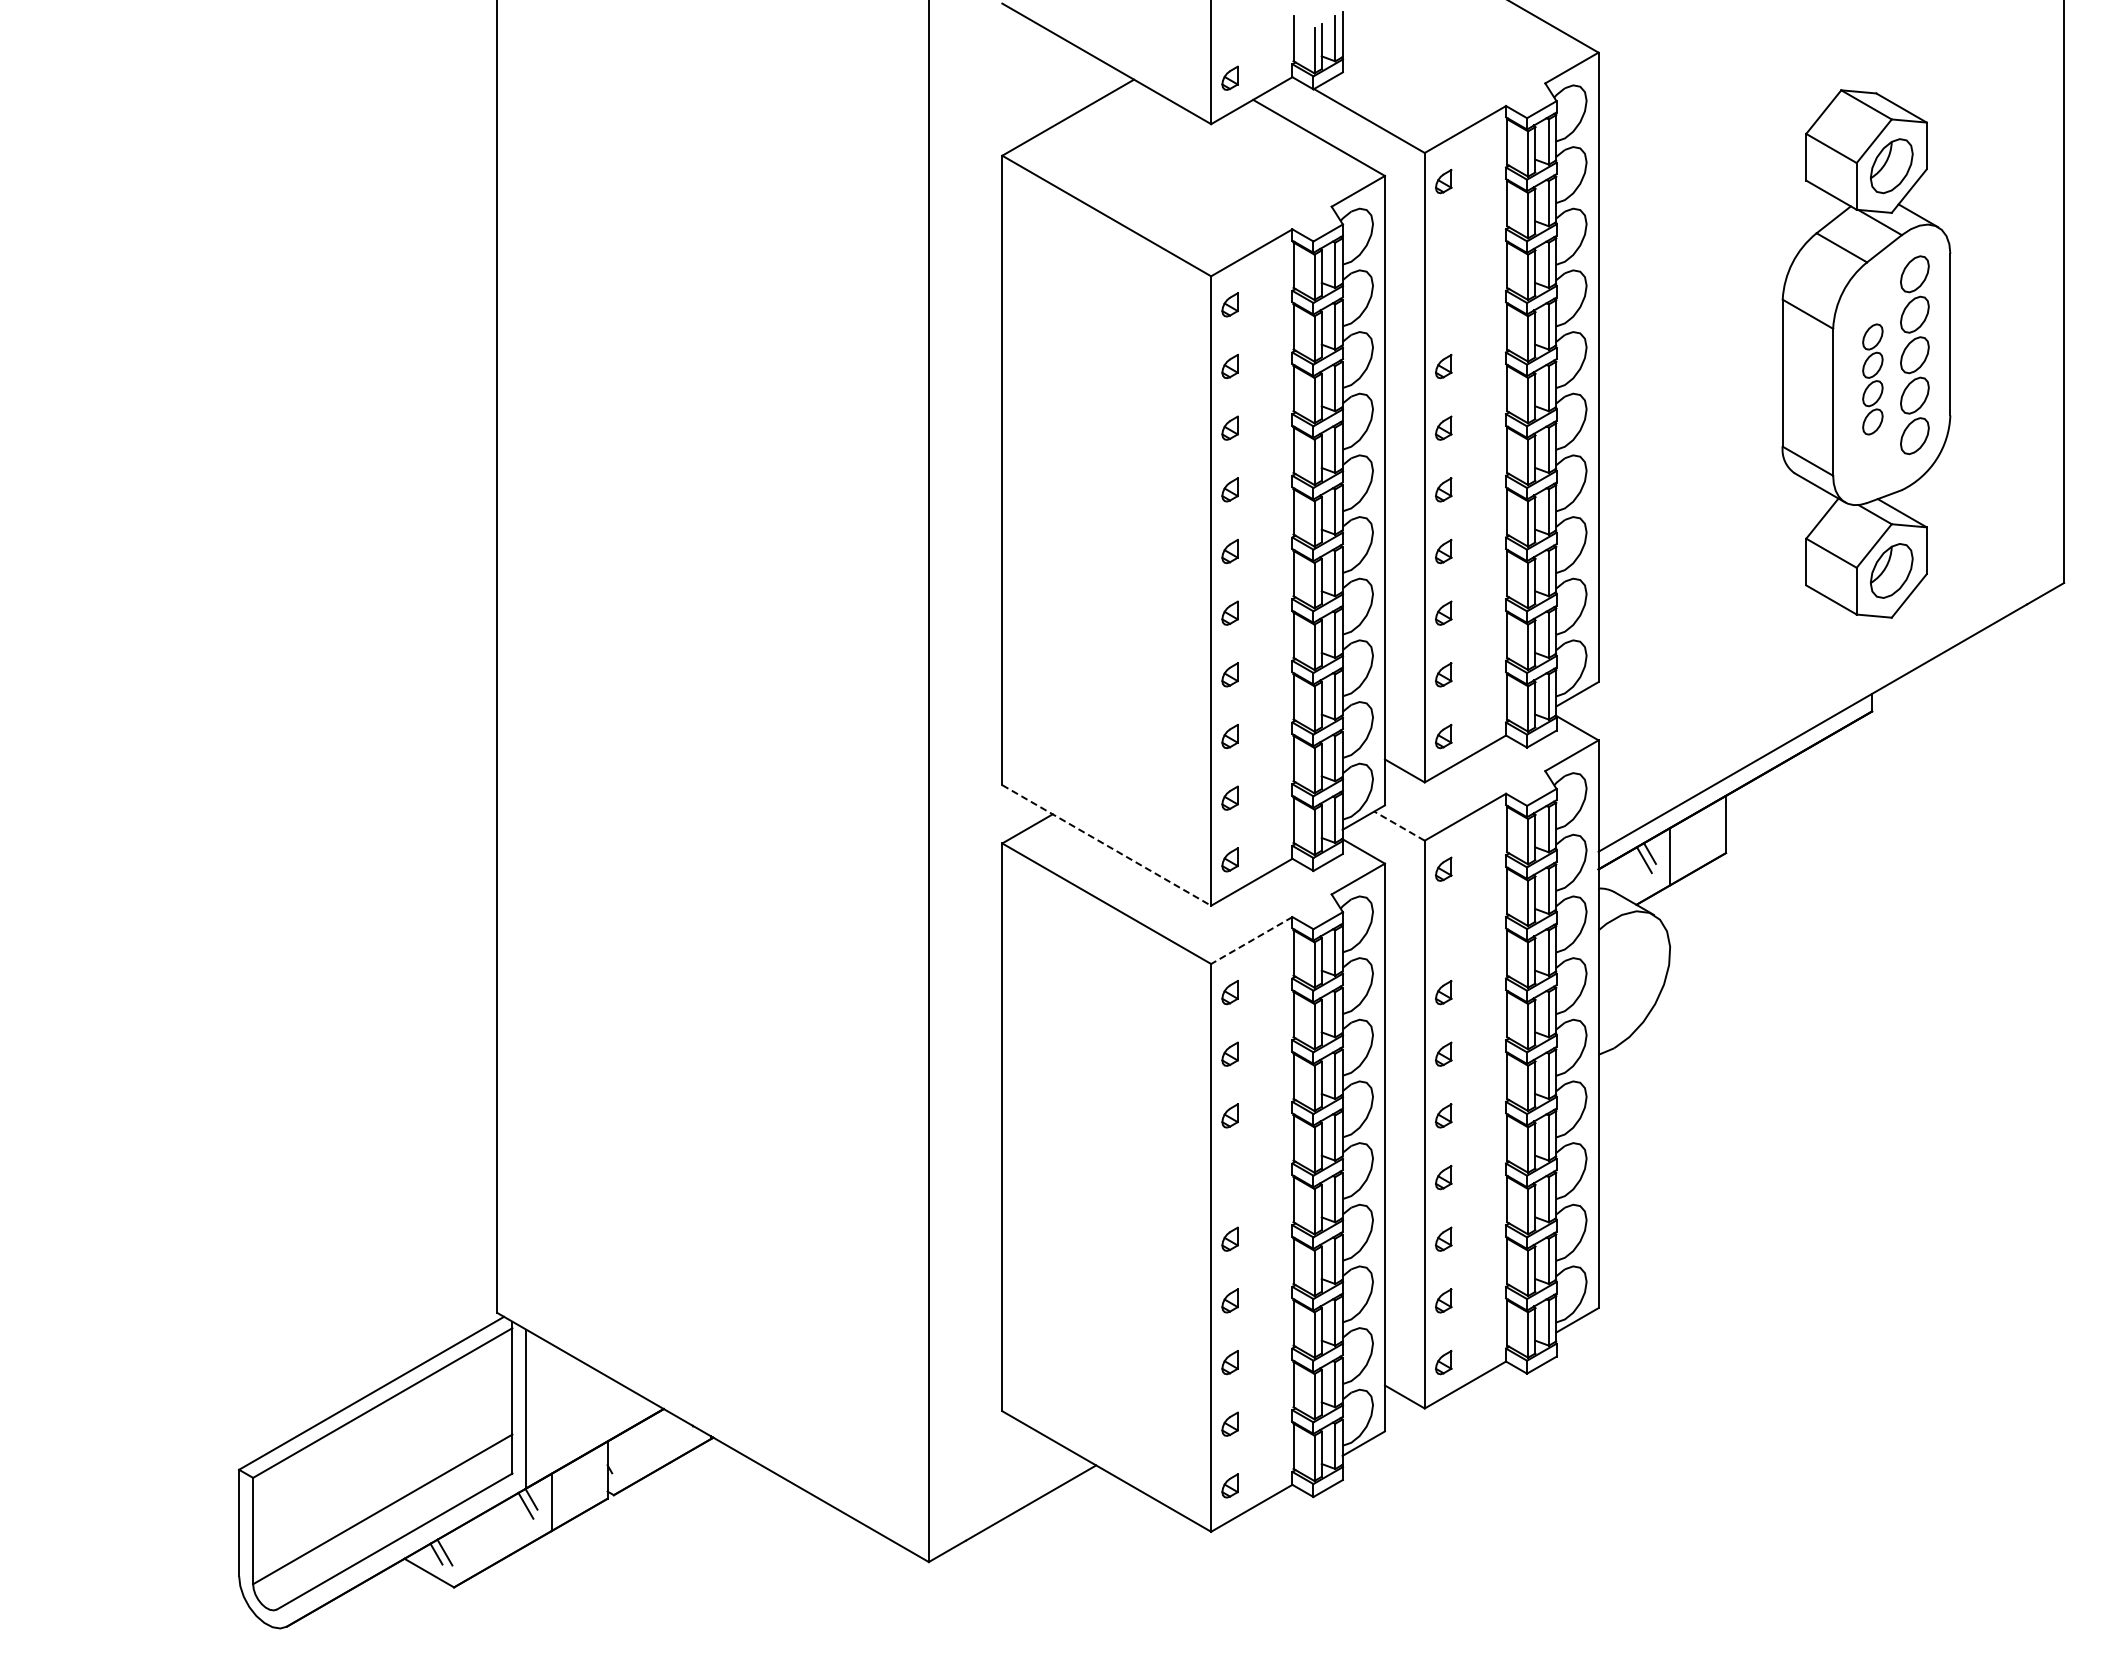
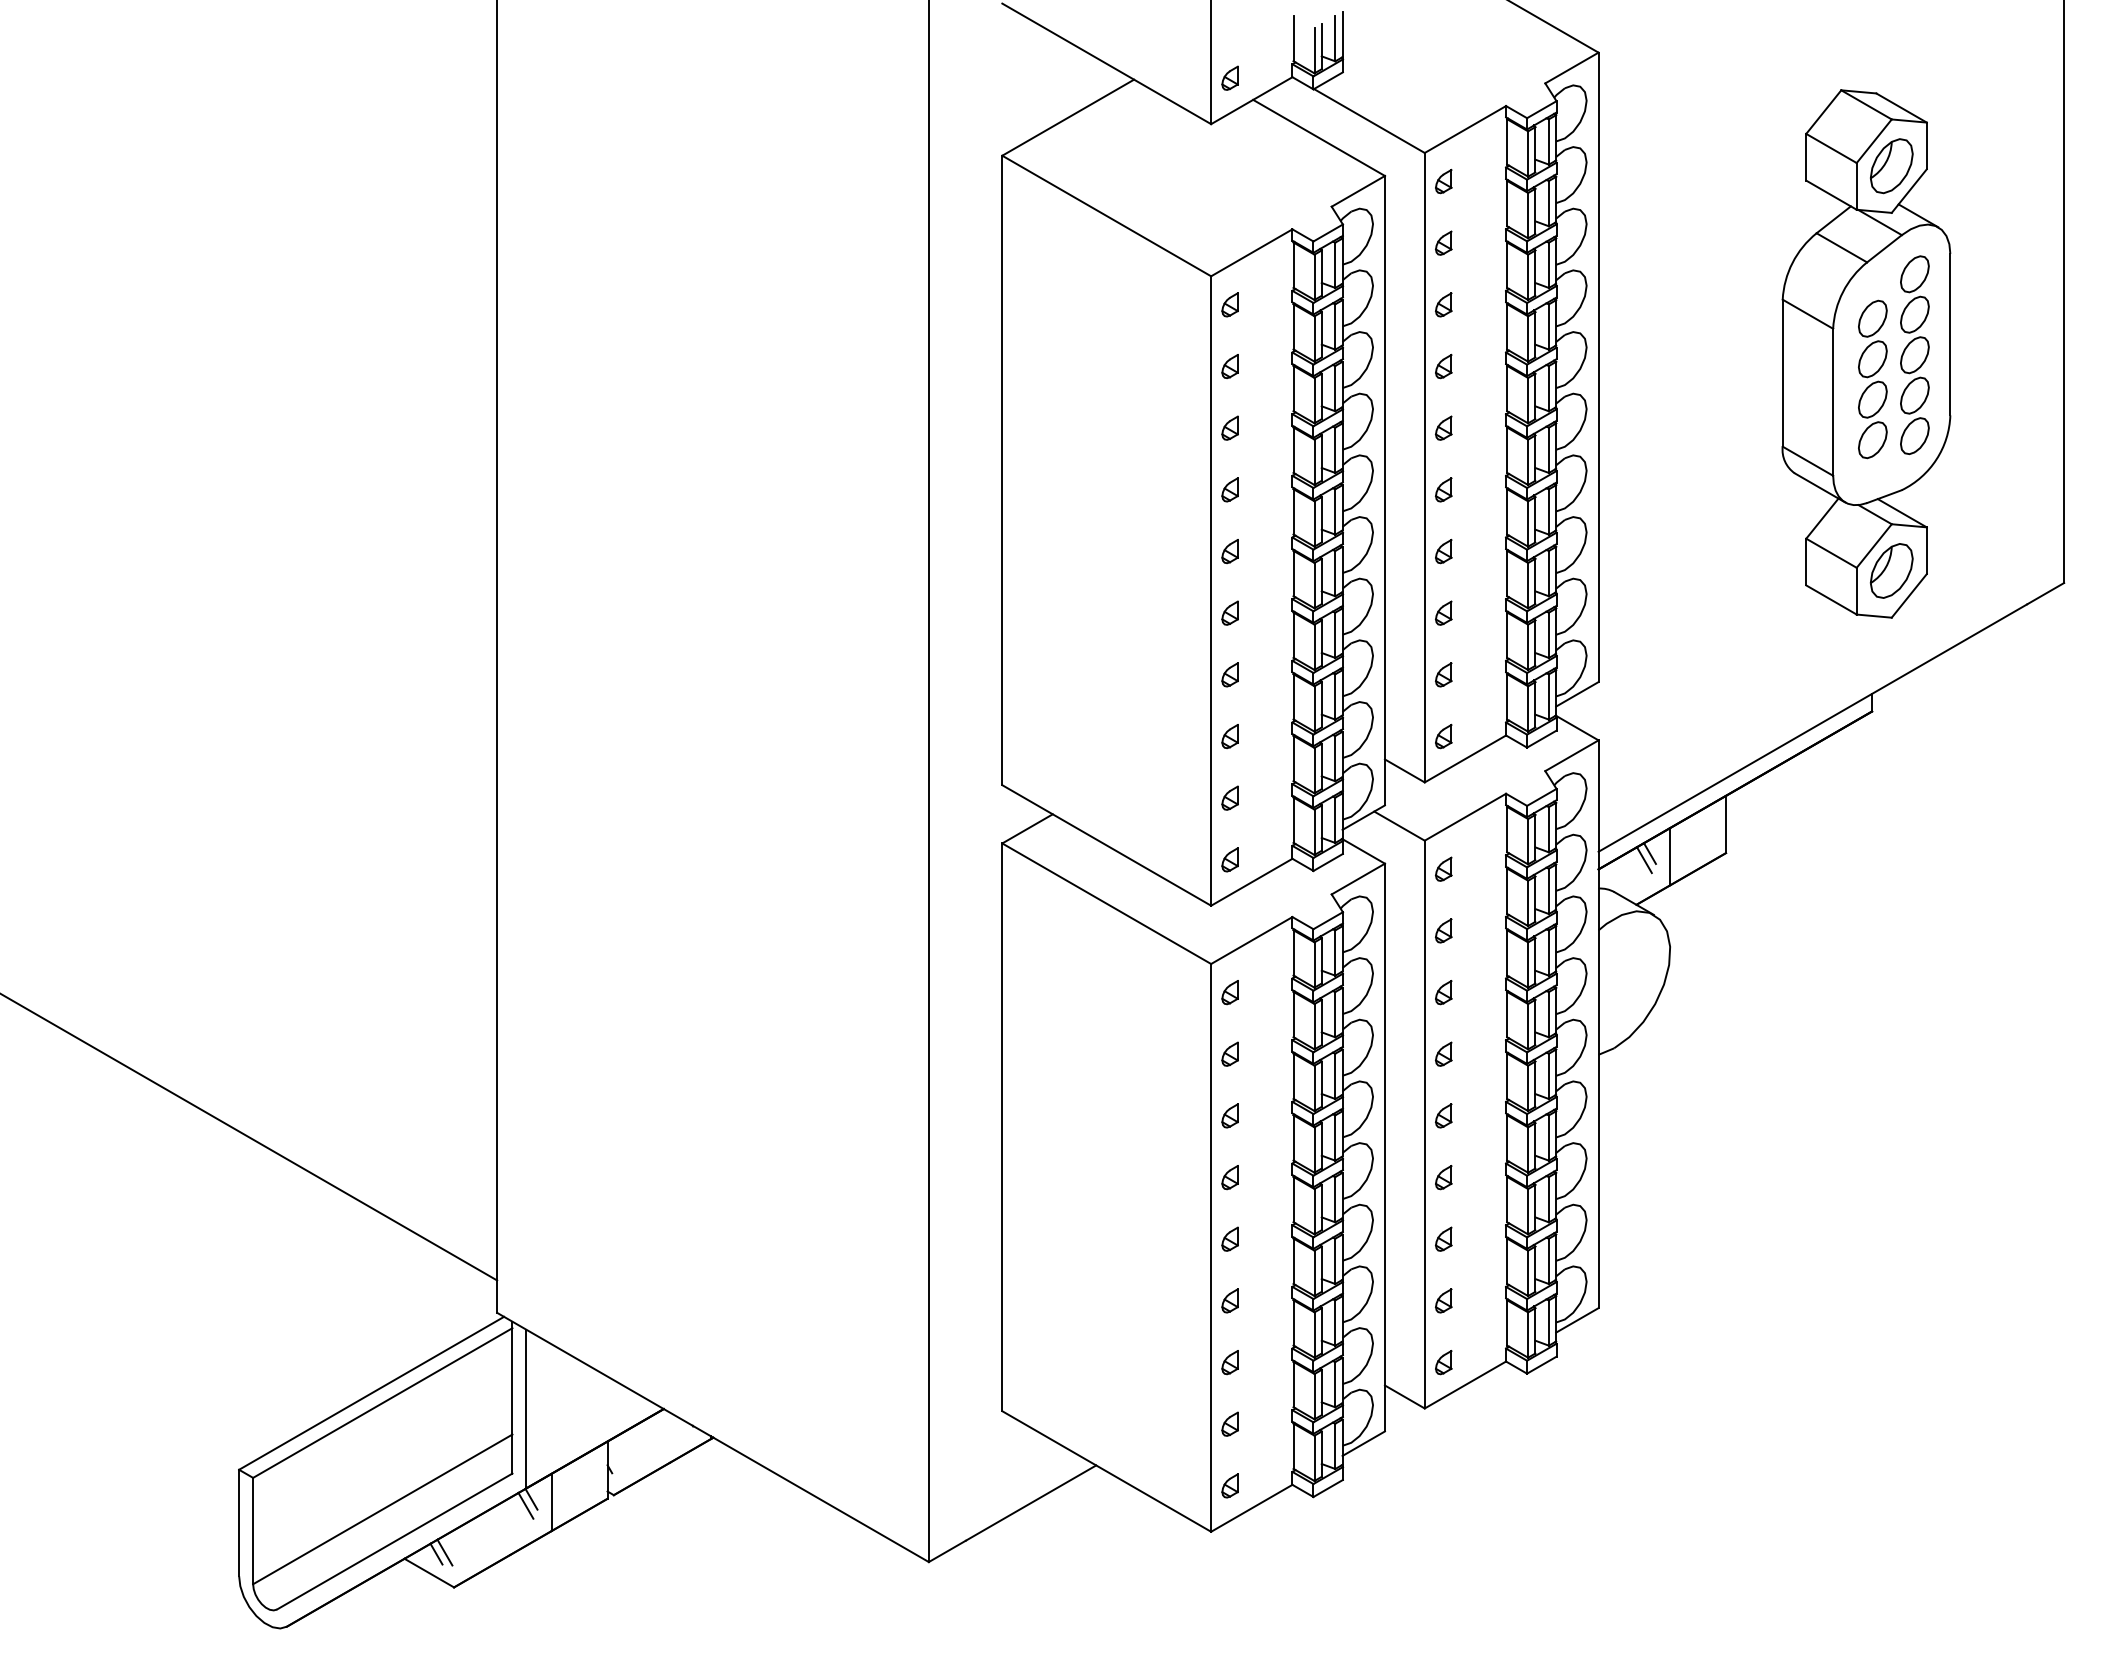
part: none -> present (1443, 242)
part: none -> present (1443, 304)
part size: 22x113 px -> 30x161 px (1872, 379)
line: dashed -> solid (1399, 825)
line: dashed -> solid (1106, 845)
part: none -> present (1443, 930)
line: dashed -> solid (1251, 940)
line: none -> present (249, 1137)
part: none -> present (1229, 1177)
